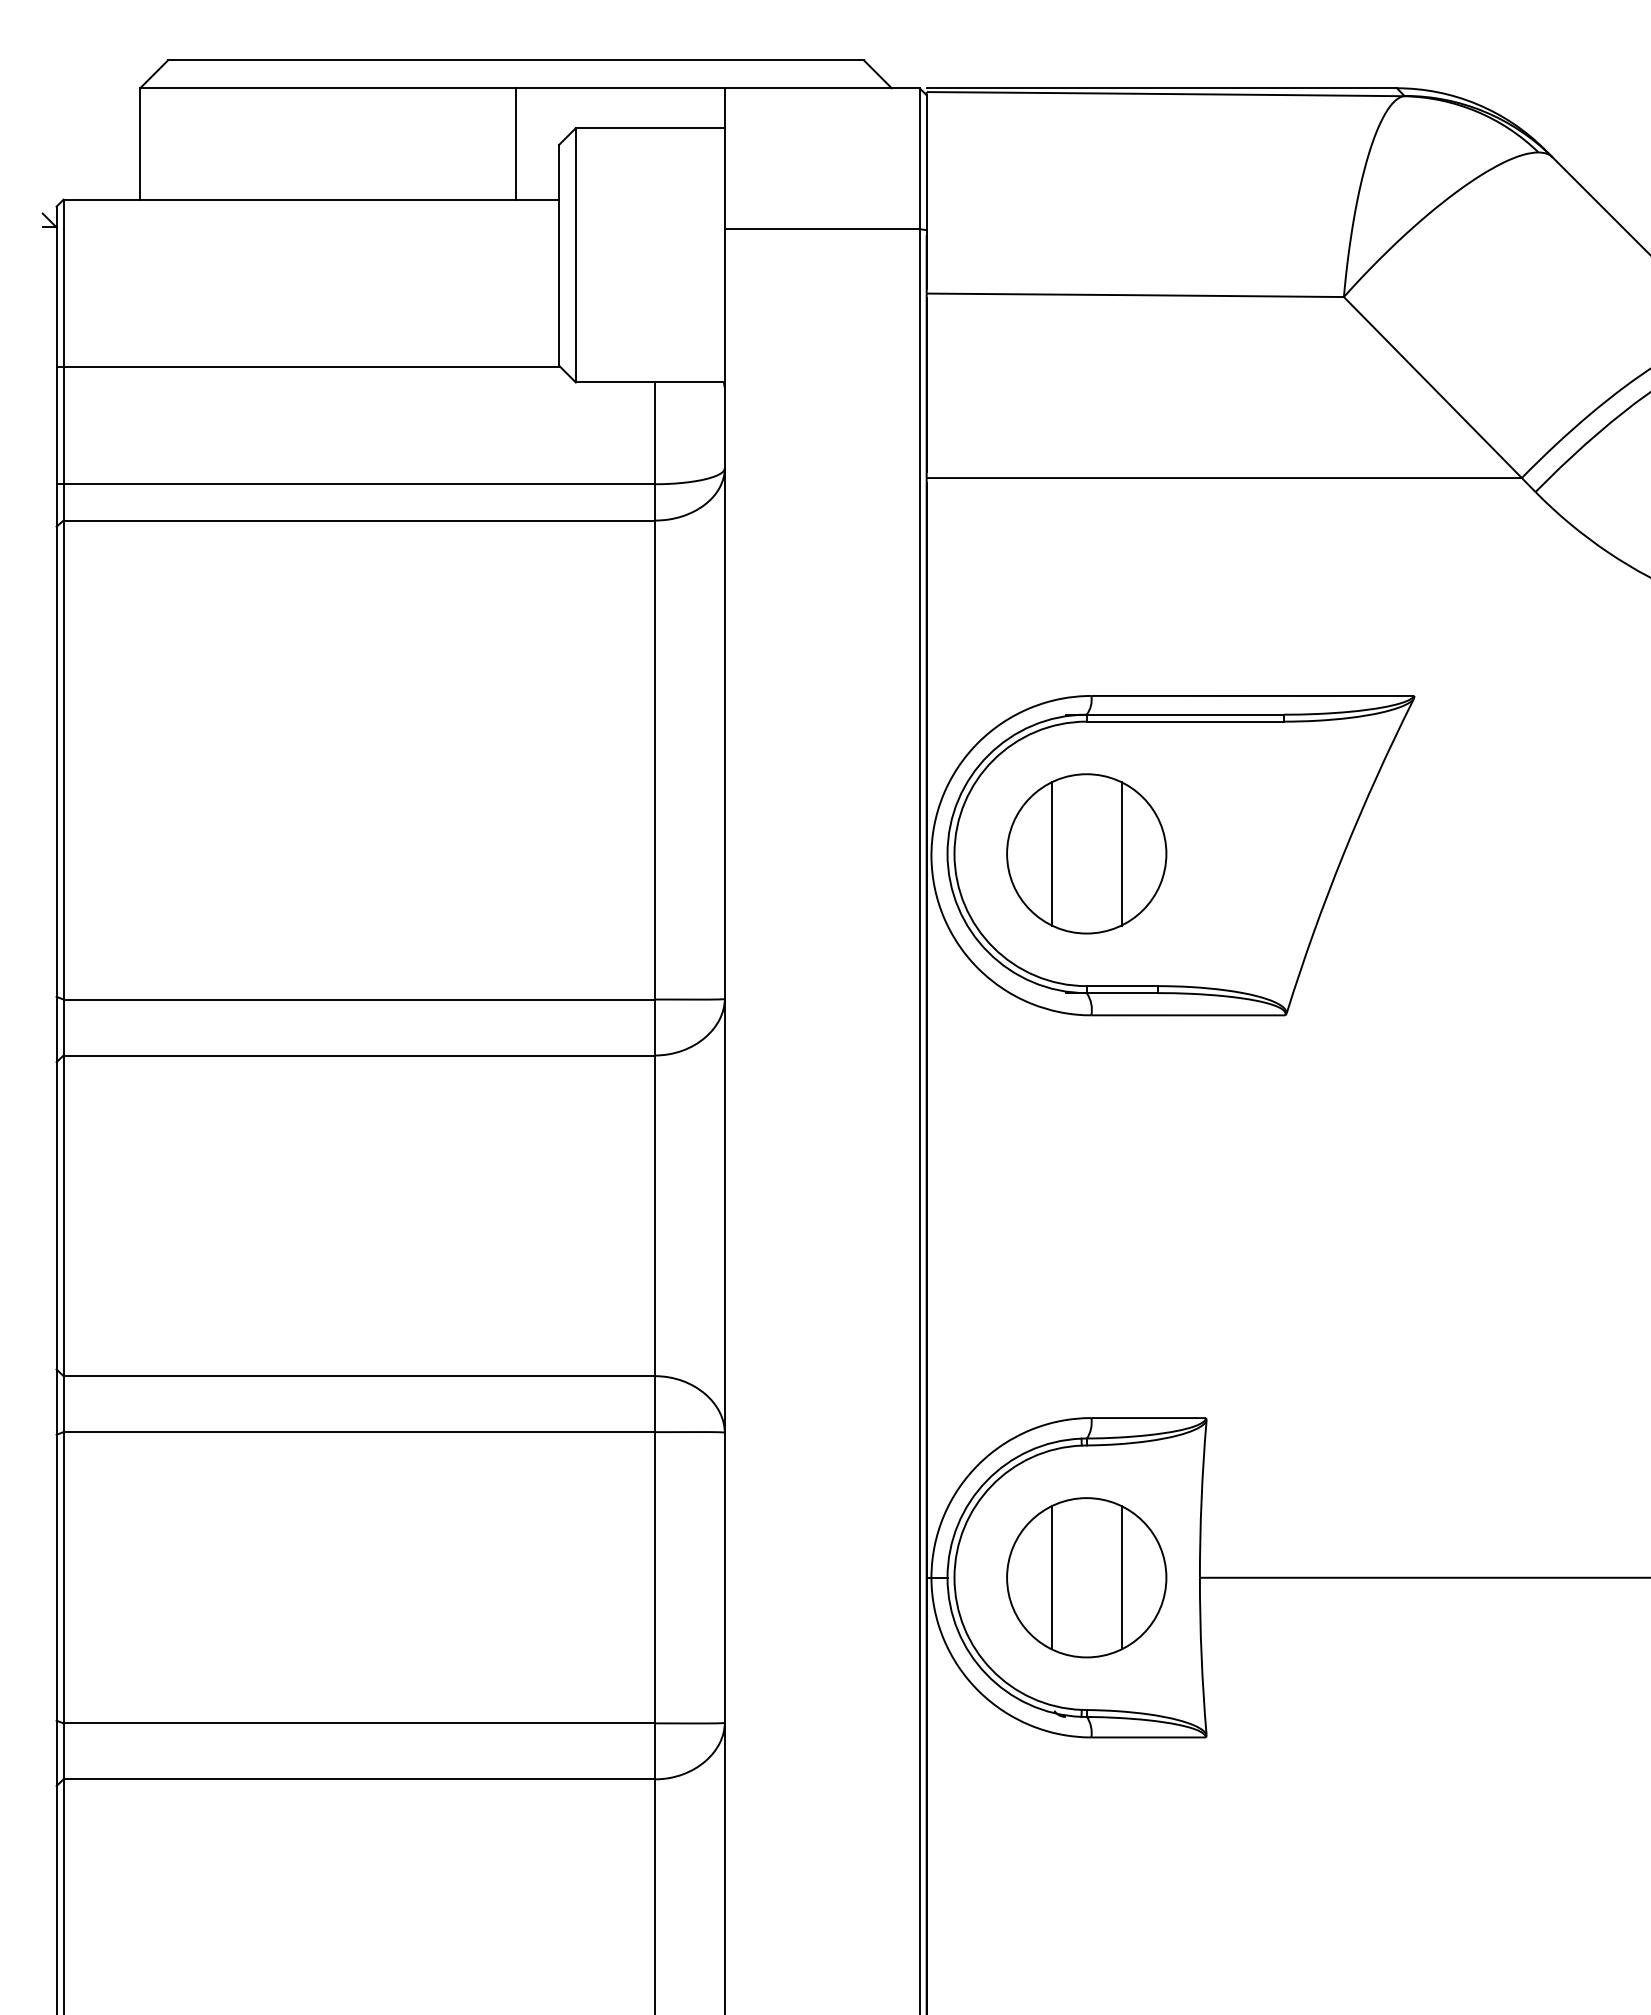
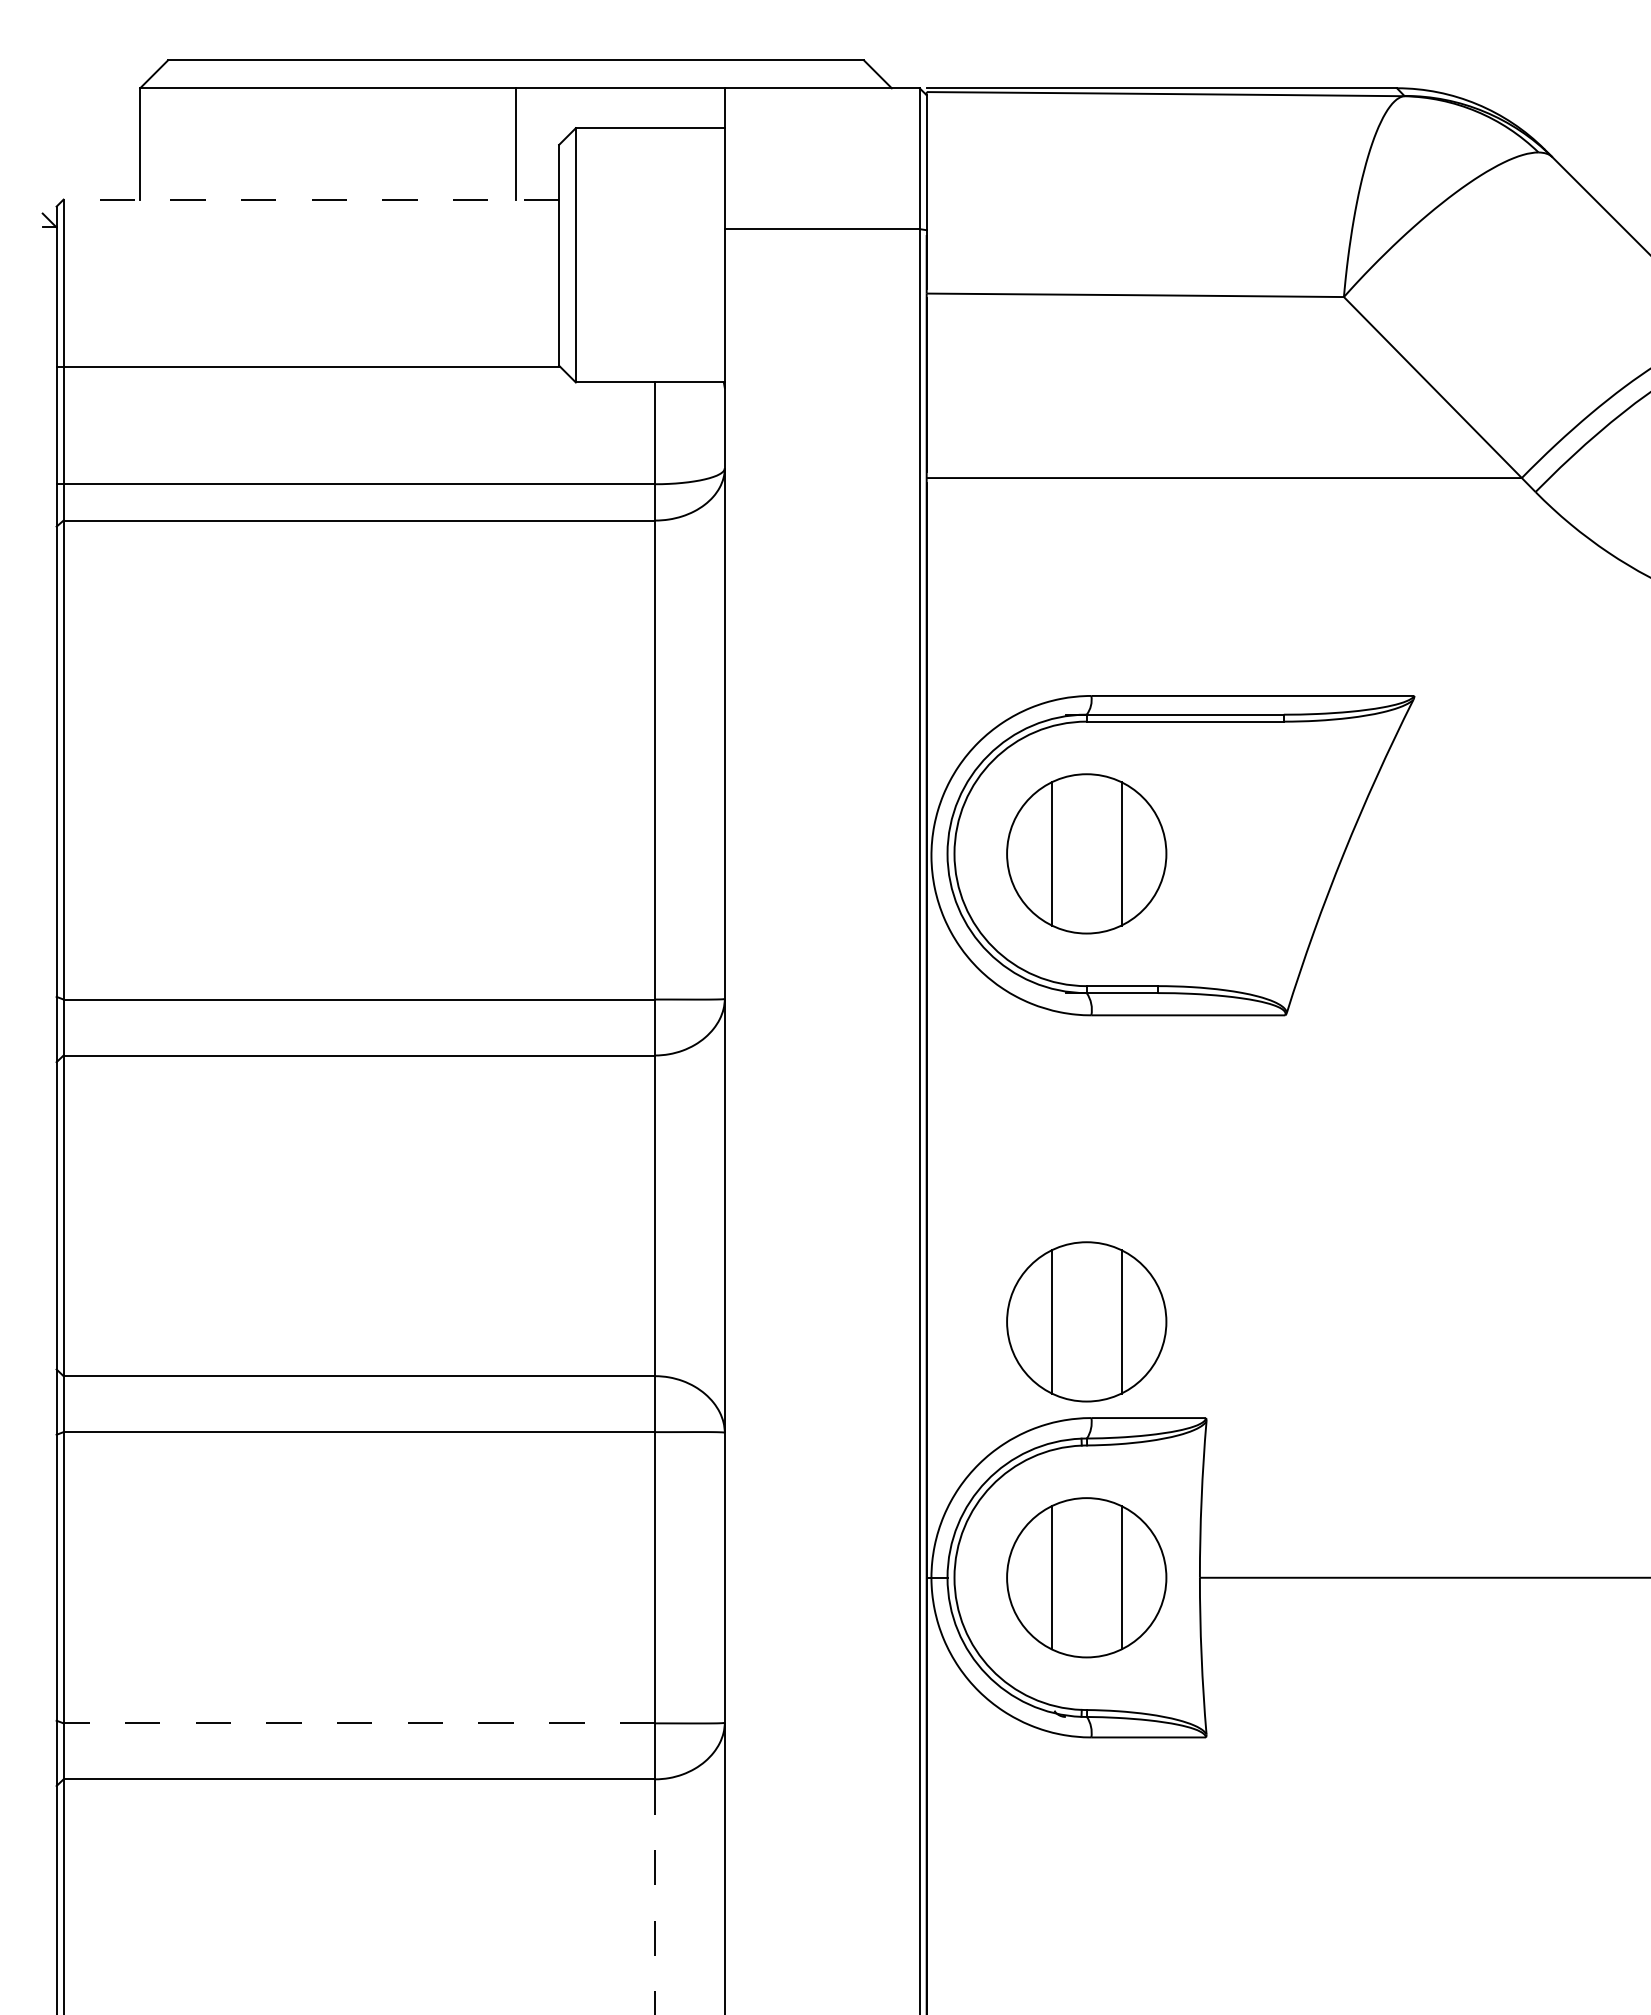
line: solid -> dashed (311, 199)
part: none -> present (1086, 1321)
line: solid -> dashed (359, 1723)
line: solid -> dashed (655, 1897)
